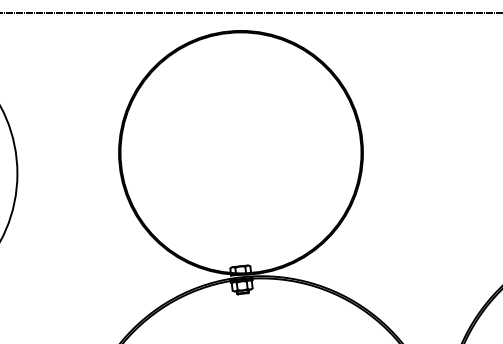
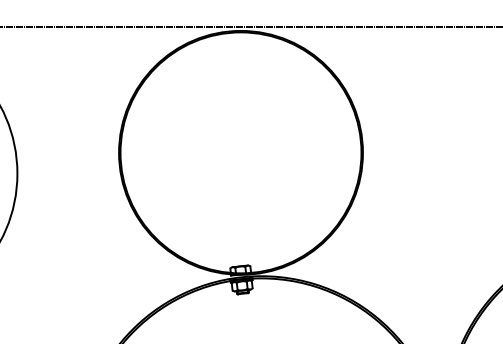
line position: (250, 13) -> (250, 27) (250, 27)
